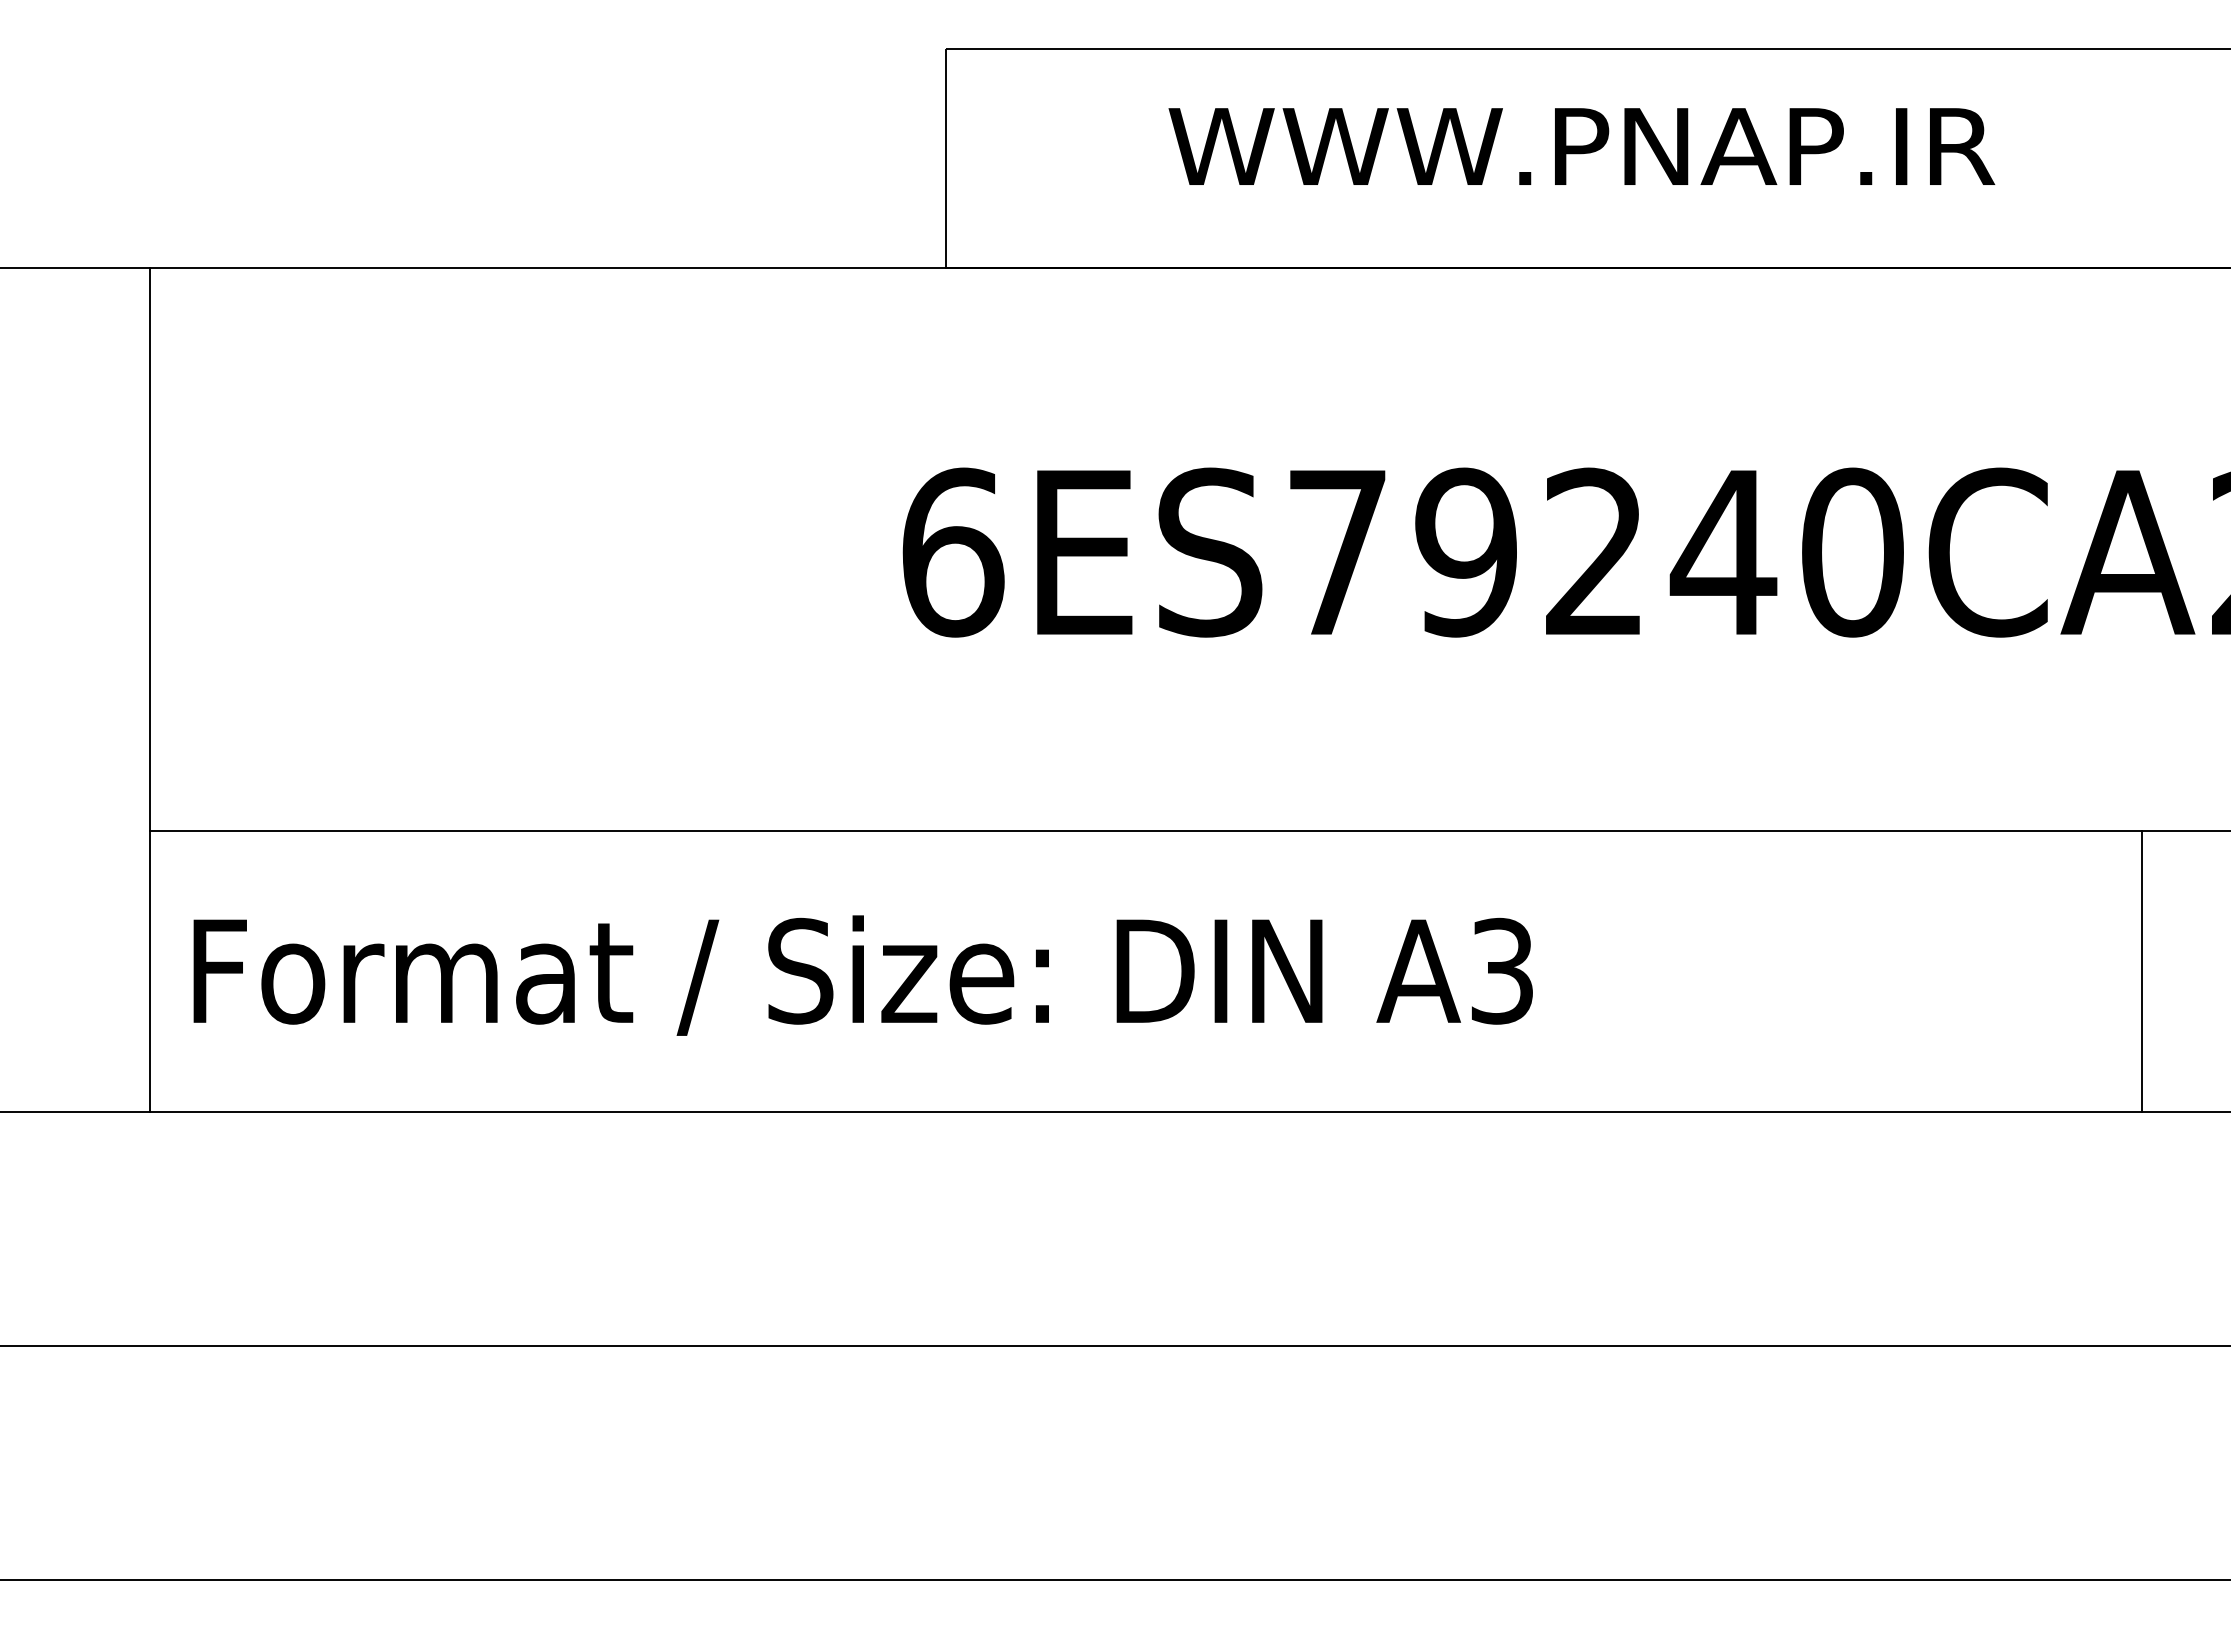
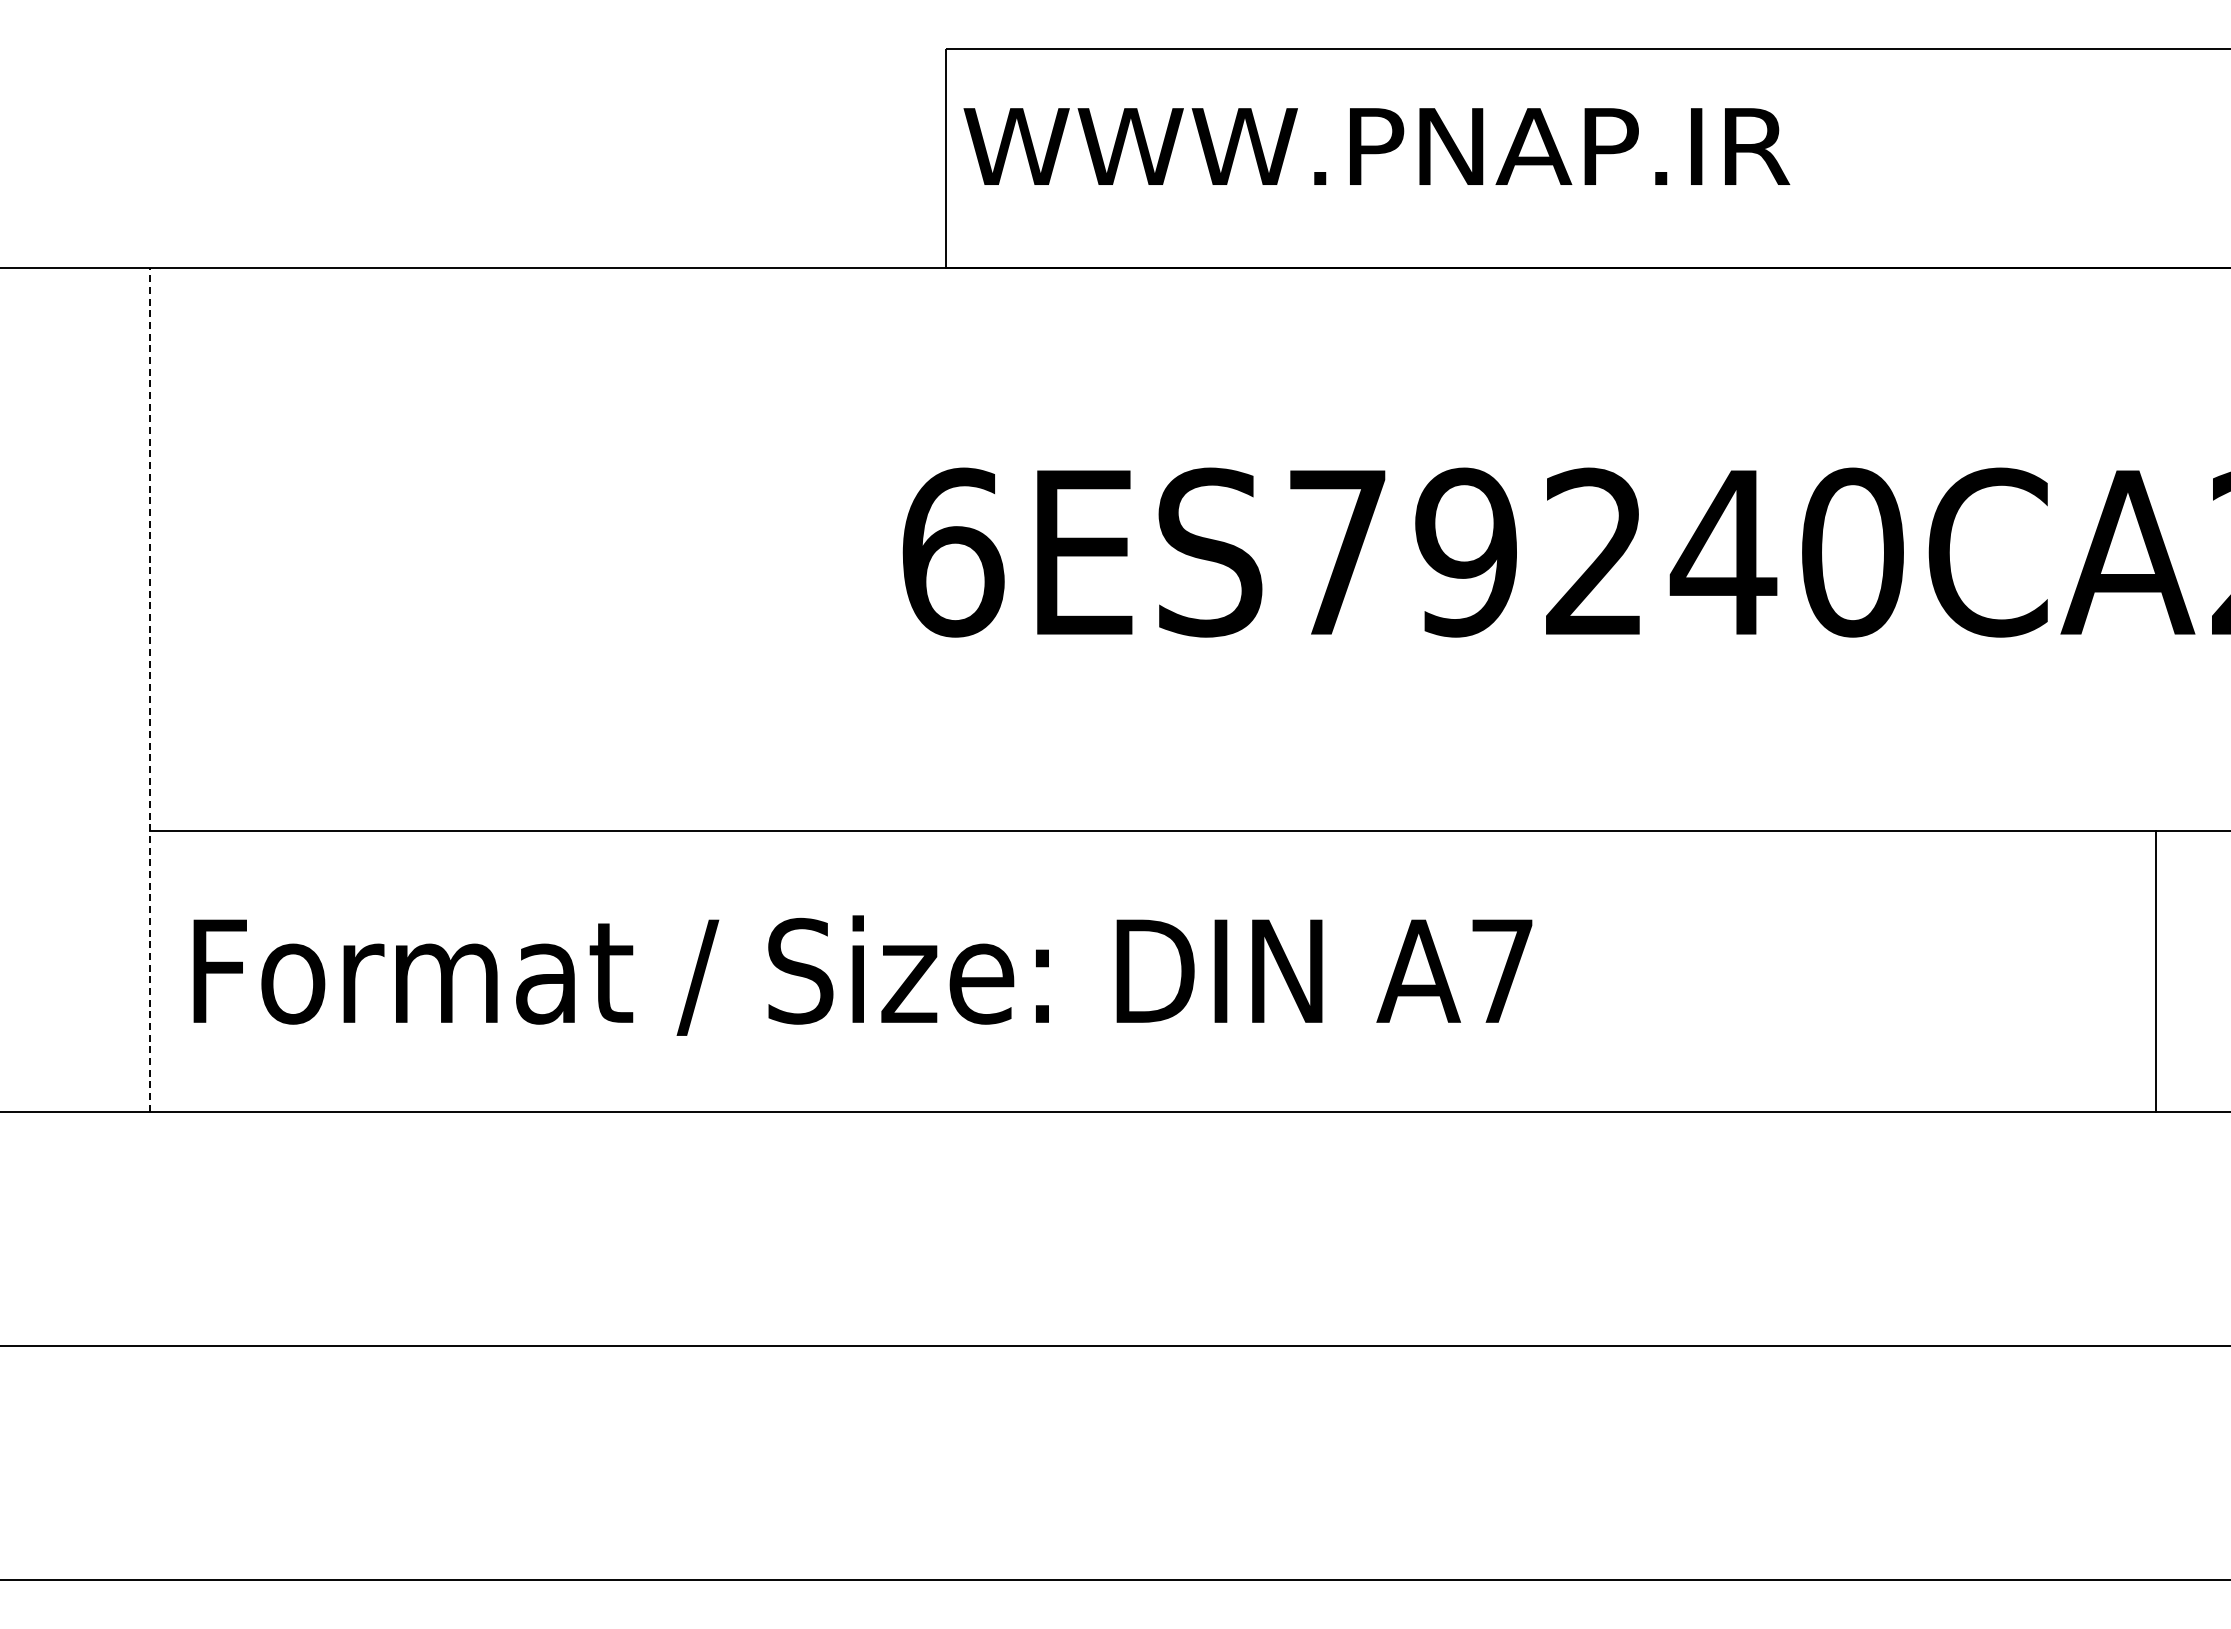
text position: (1581, 146) -> (1376, 146) (1376, 146)
line: solid -> dashed (150, 690)
text: A3 -> A7 (1501, 970)
line position: (2141, 970) -> (2155, 970) (2155, 970)
